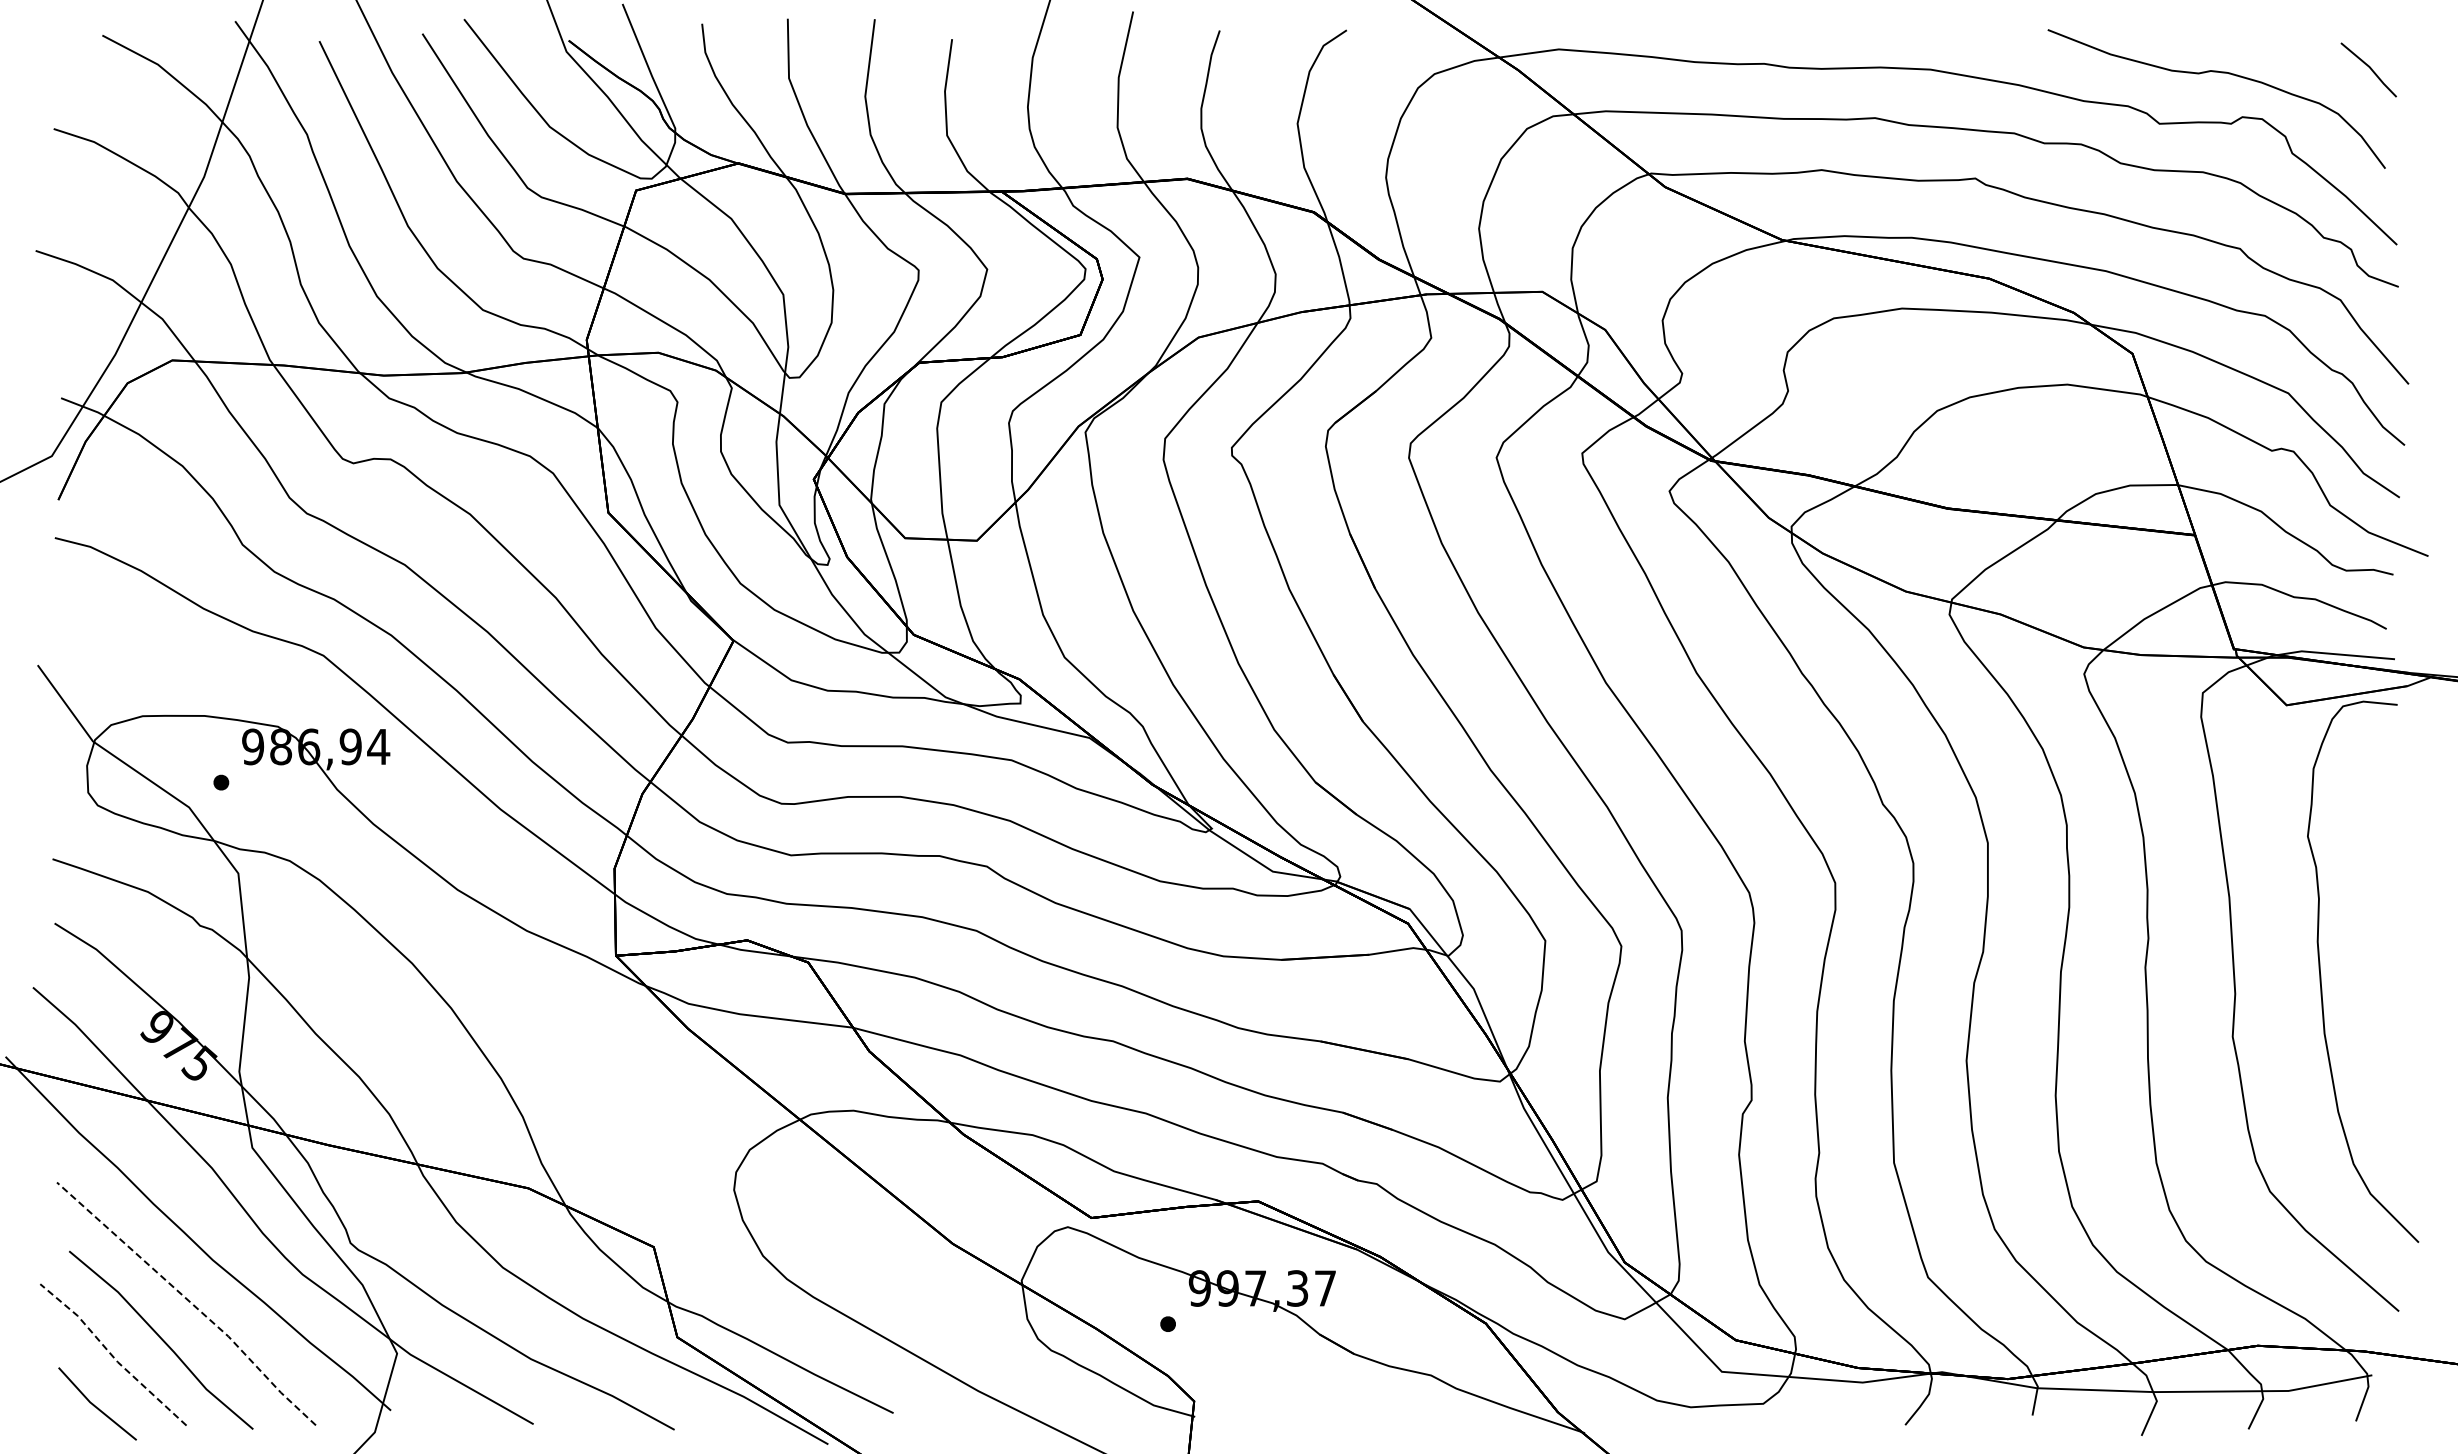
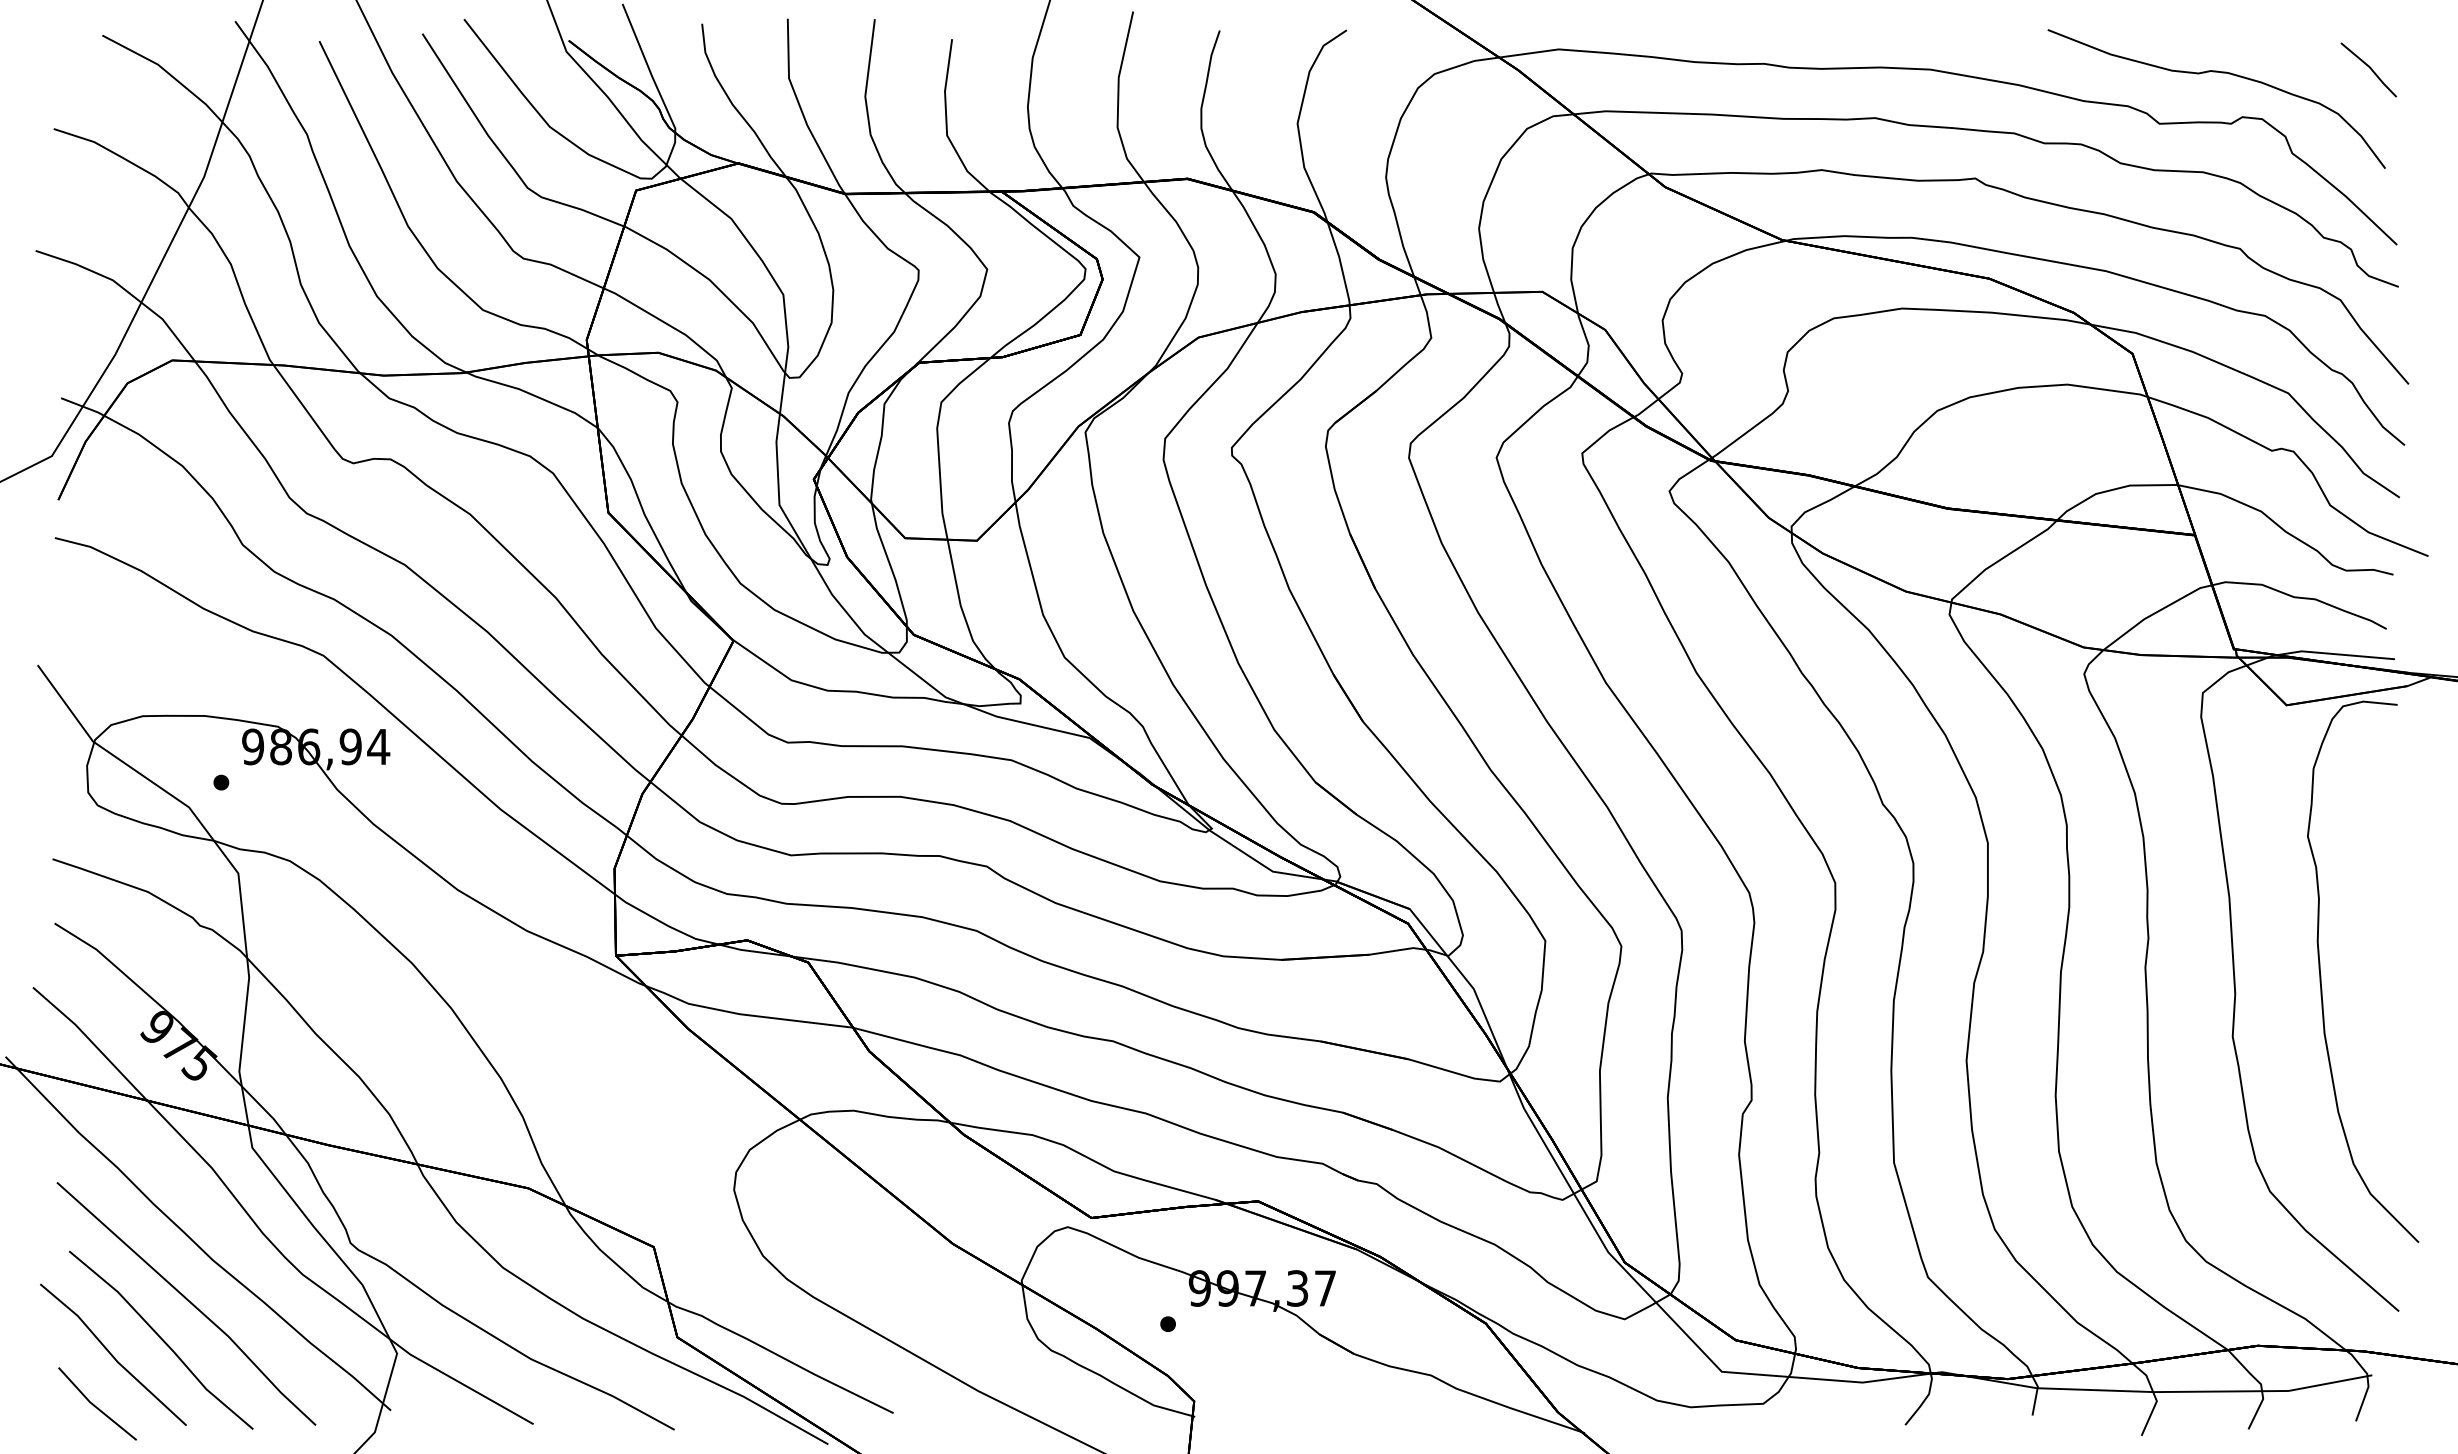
line: dashed -> solid (189, 1301)
line: dashed -> solid (111, 1355)
